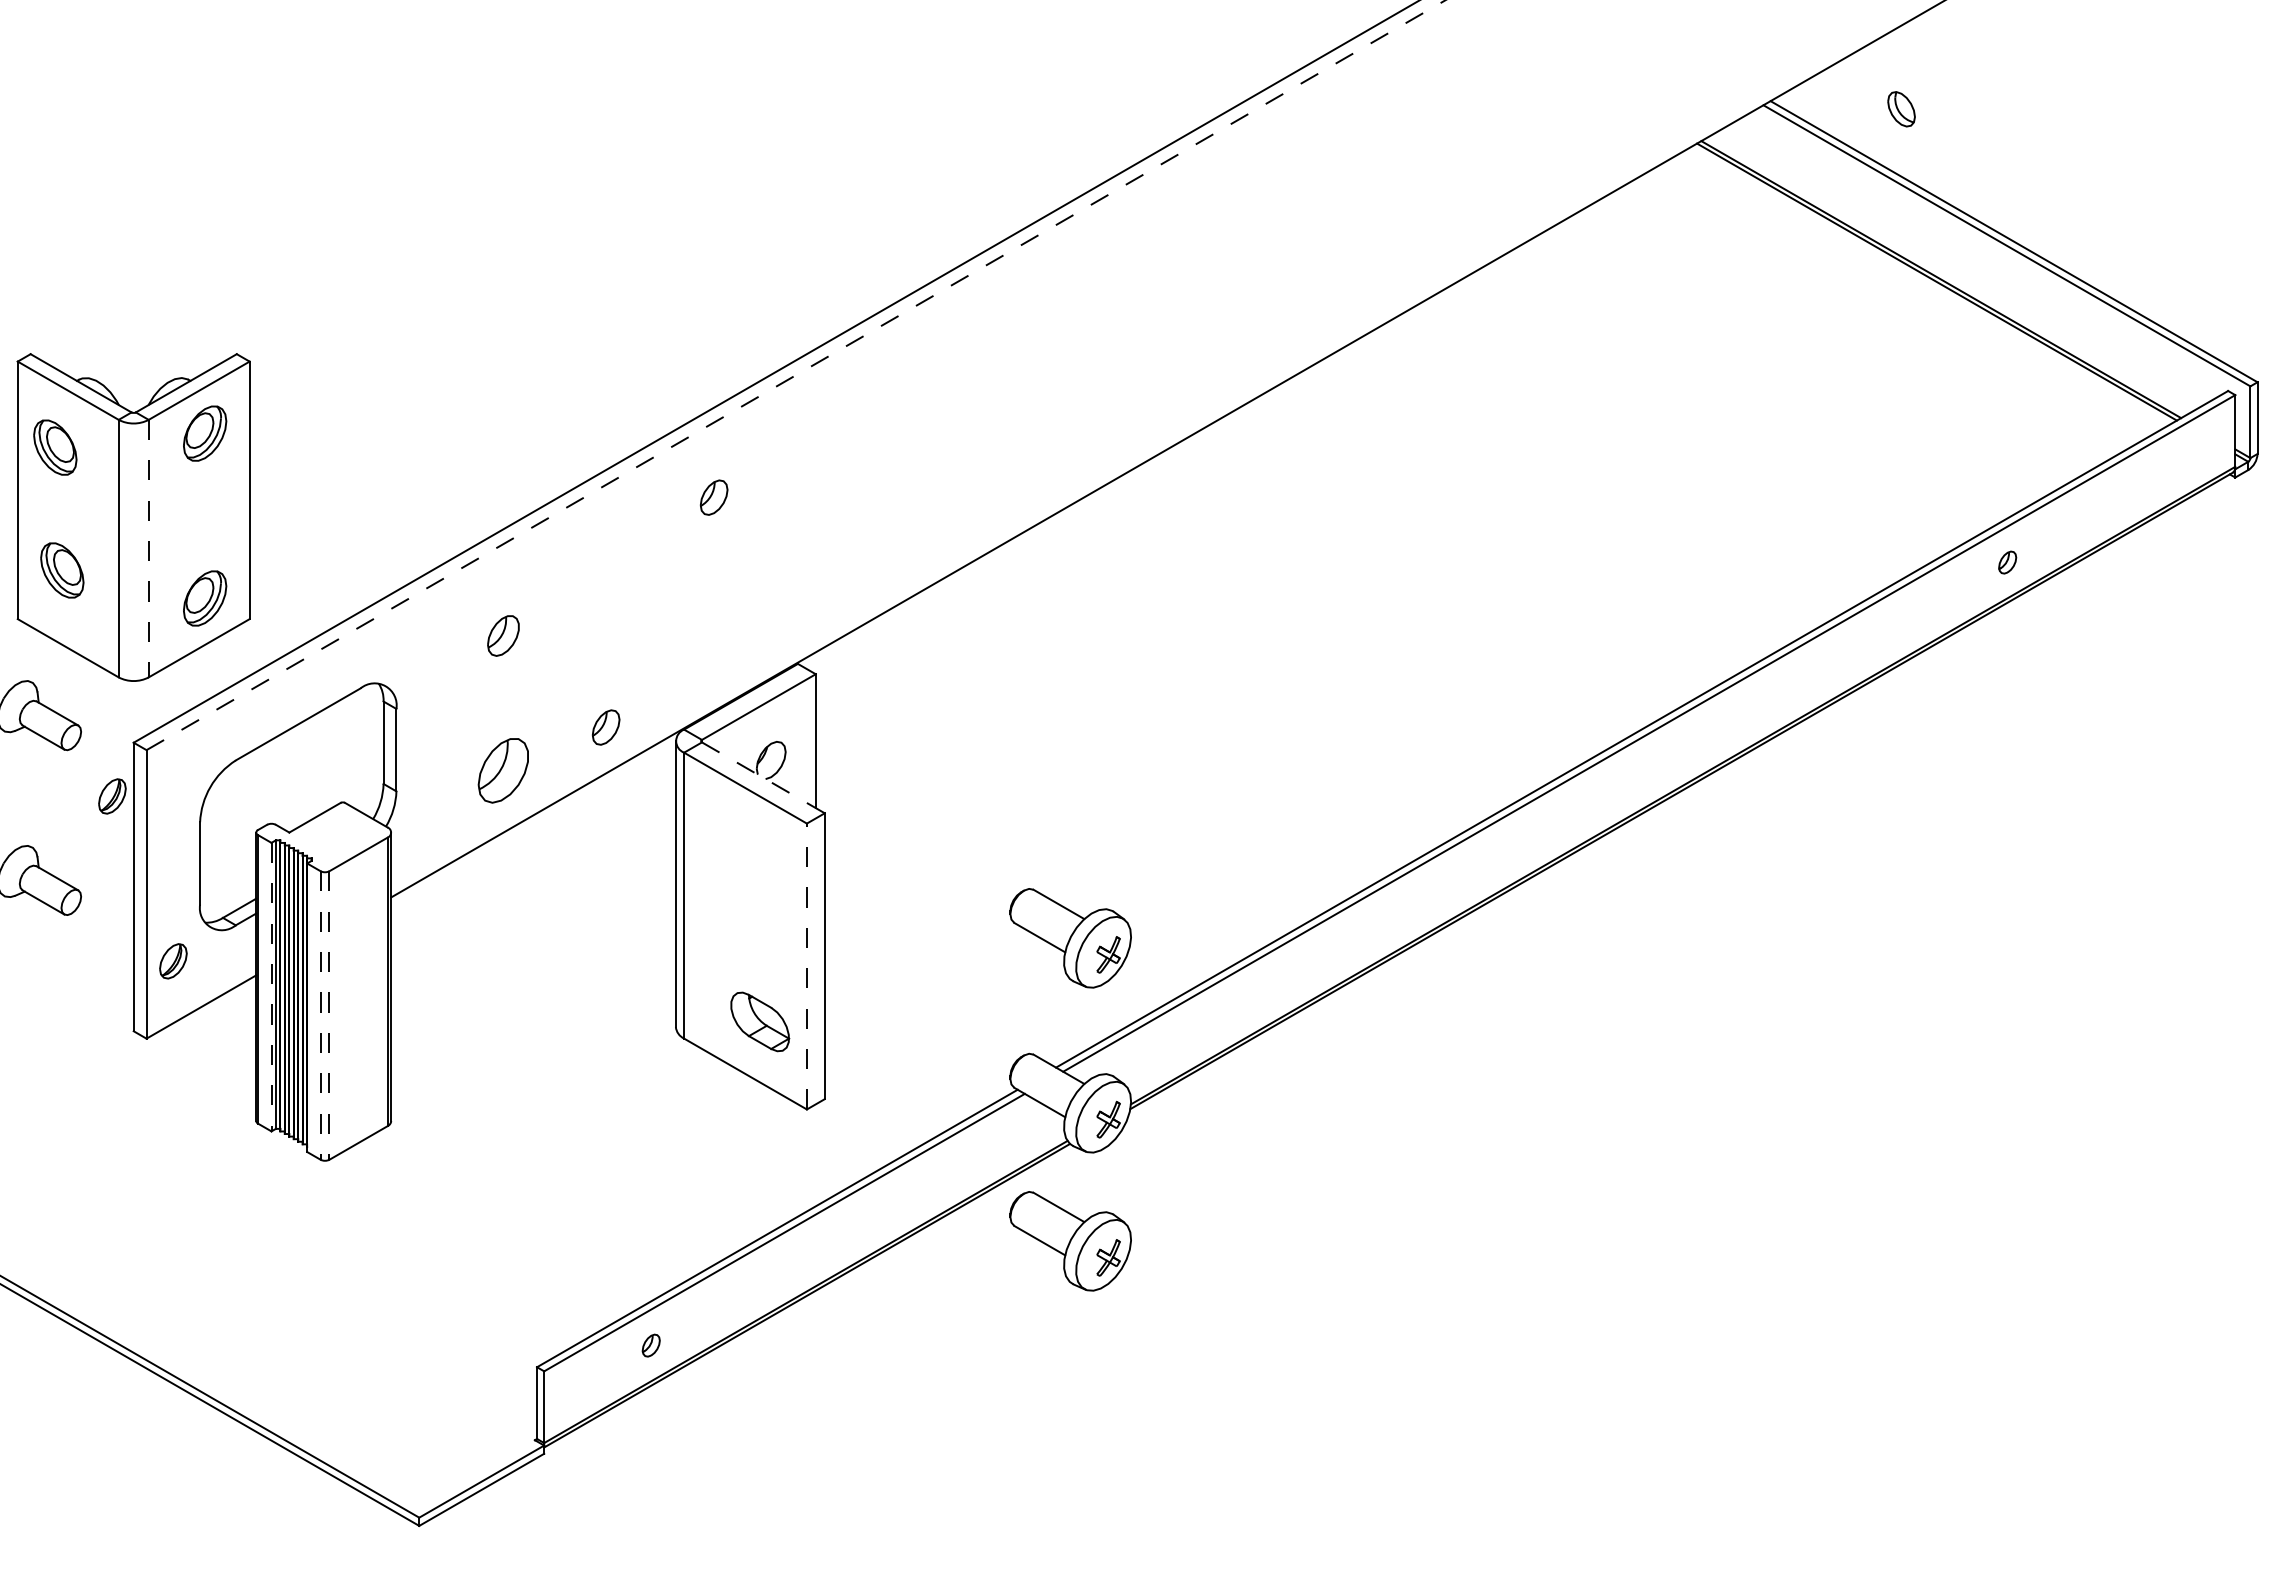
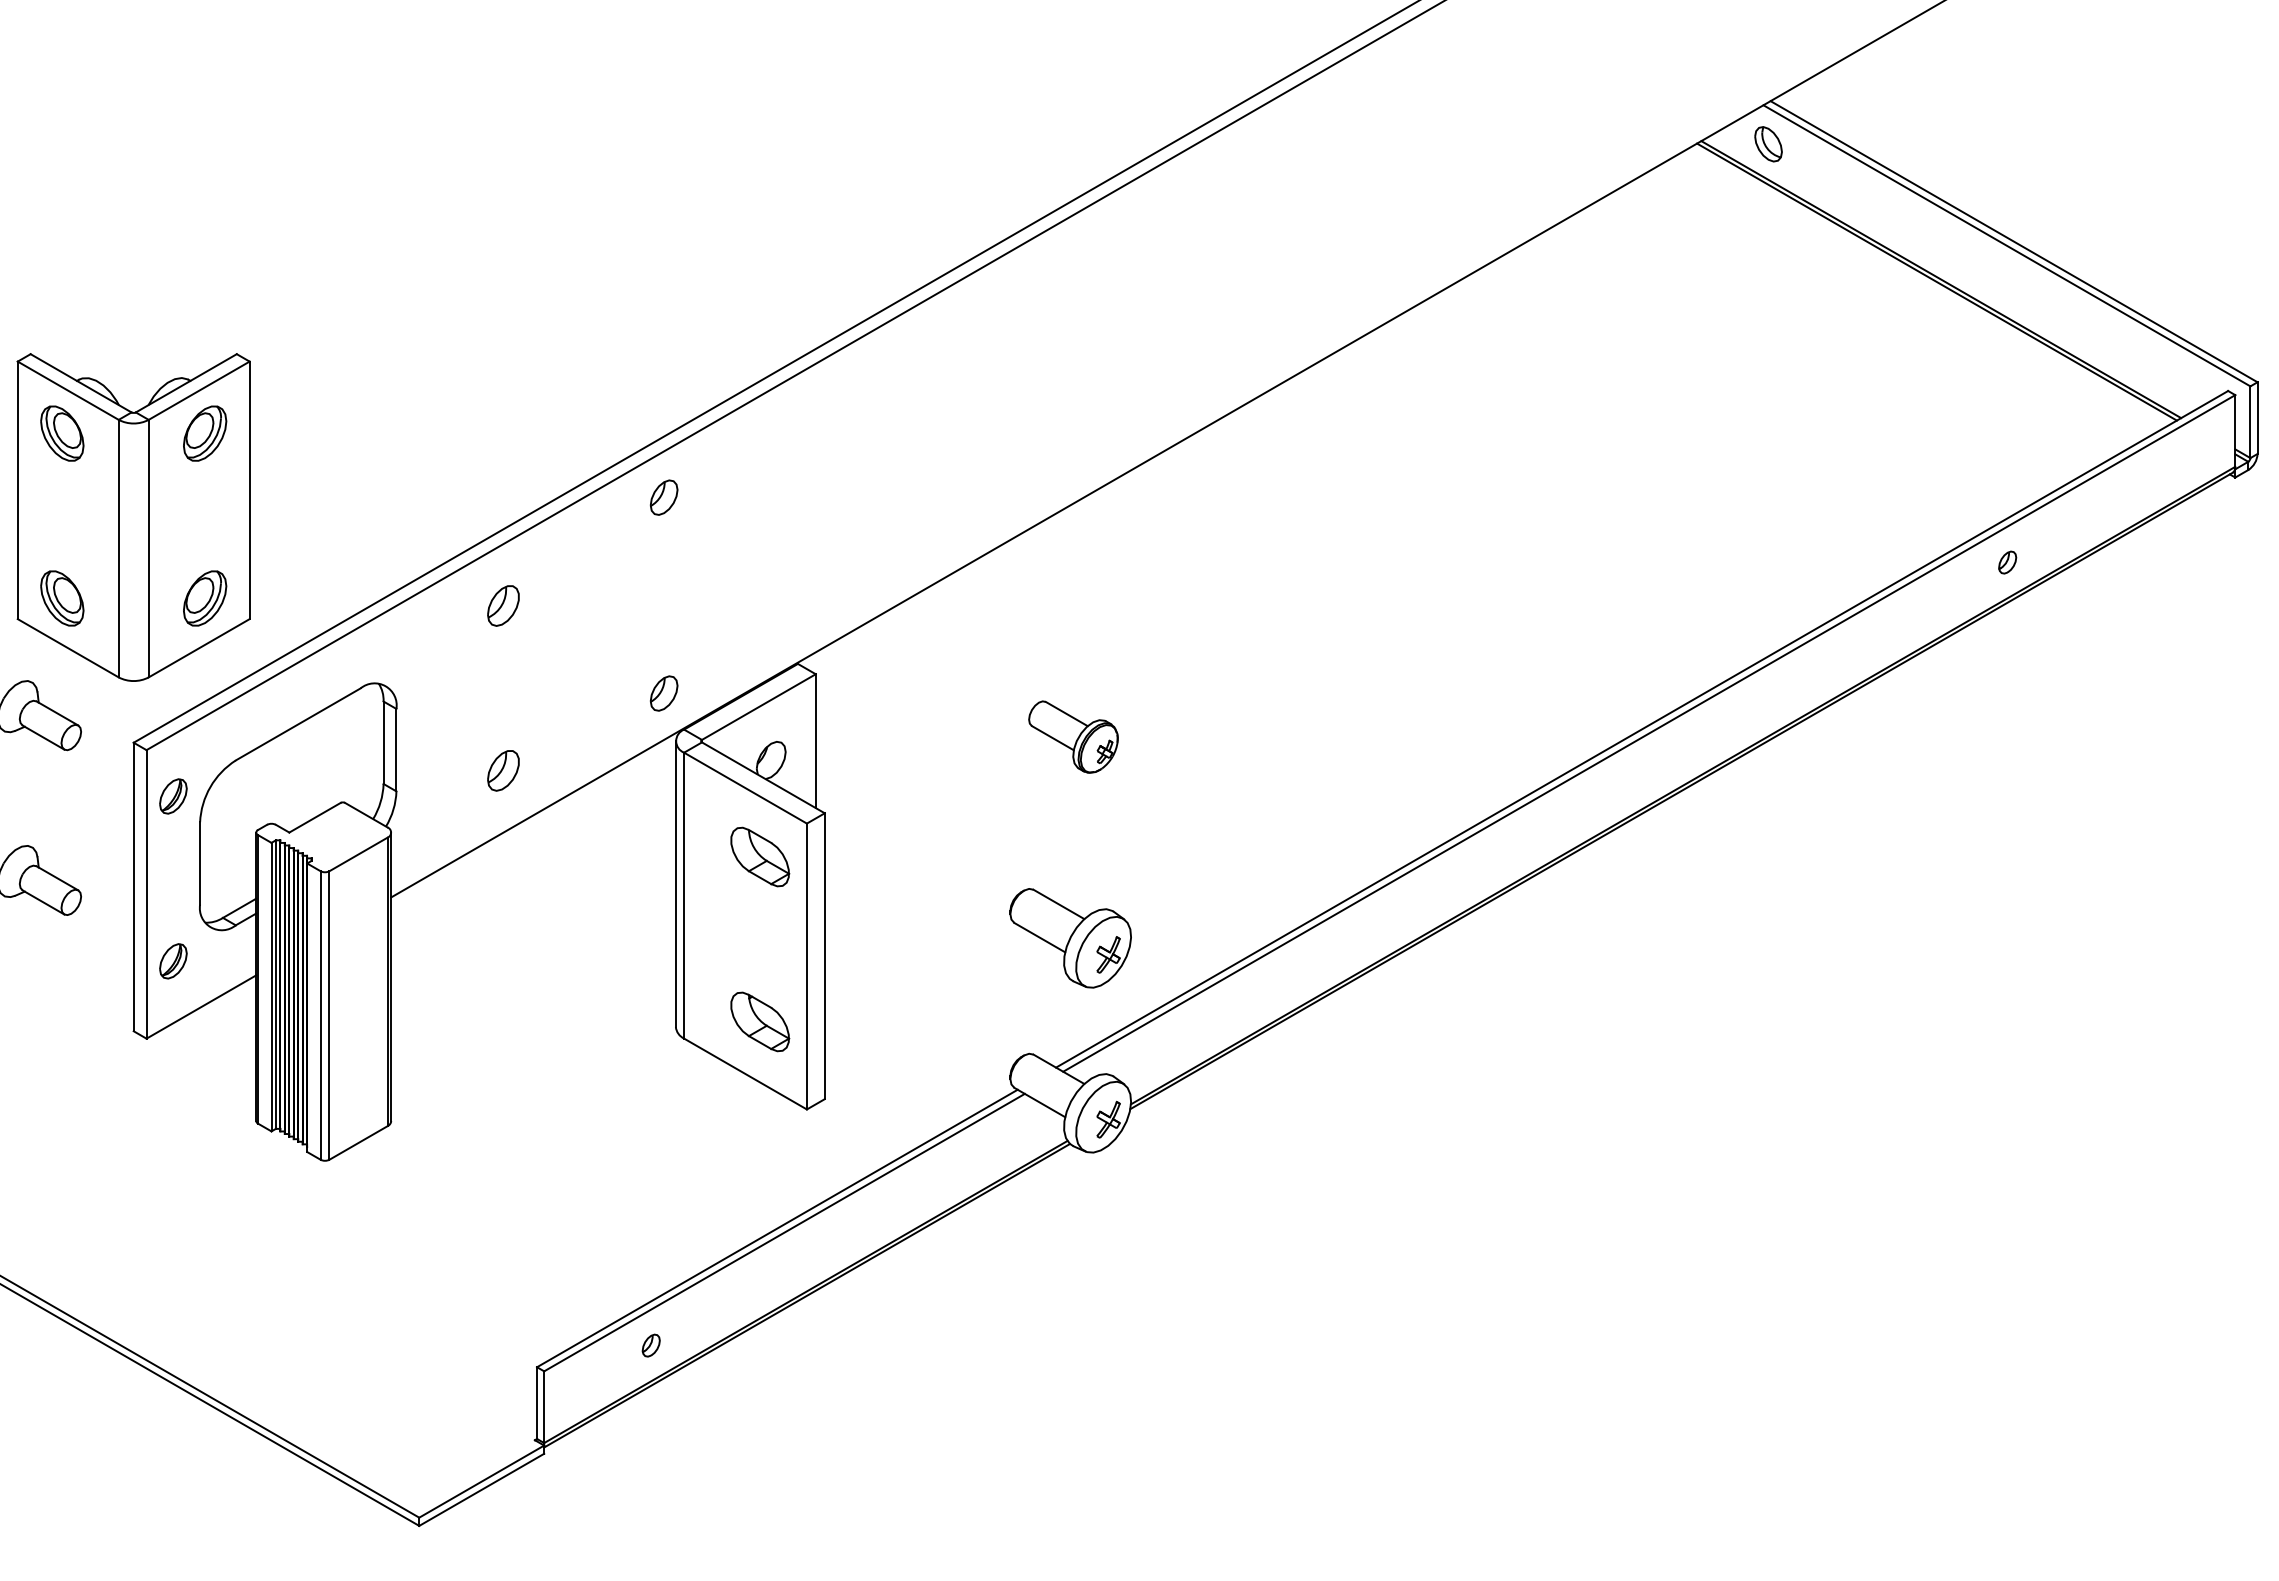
part position: (1901, 109) -> (1768, 144) (1768, 144)
line: dashed -> solid (795, 375)
part position: (55, 447) -> (62, 433) (62, 433)
part position: (713, 497) -> (663, 497) (663, 497)
line: dashed -> solid (148, 548)
part position: (62, 570) -> (62, 598) (62, 598)
part position: (503, 635) -> (503, 605) (503, 605)
part position: (605, 727) -> (663, 693) (663, 693)
part: none -> present (1073, 736)
part size: 52x66 px -> 33x42 px (503, 770)
line: dashed -> solid (763, 777)
part position: (112, 796) -> (173, 796) (173, 796)
part: none -> present (760, 856)
line: dashed -> solid (806, 966)
line: dashed -> solid (271, 987)
line: dashed -> solid (320, 1015)
line: dashed -> solid (329, 1015)
part: present -> none (1070, 1241)
